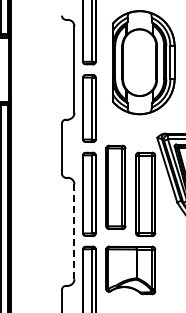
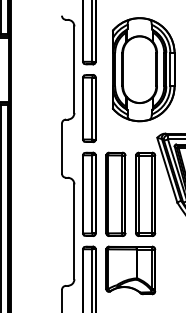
part position: (143, 62) -> (143, 69) (143, 69)
part position: (115, 186) -> (115, 193) (115, 193)
line: dashed -> solid (74, 232)
